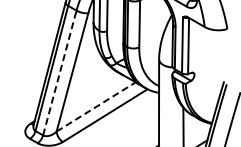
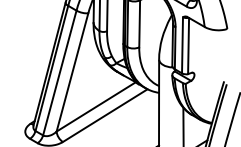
line: dashed -> solid (59, 73)
line: dashed -> solid (96, 106)
